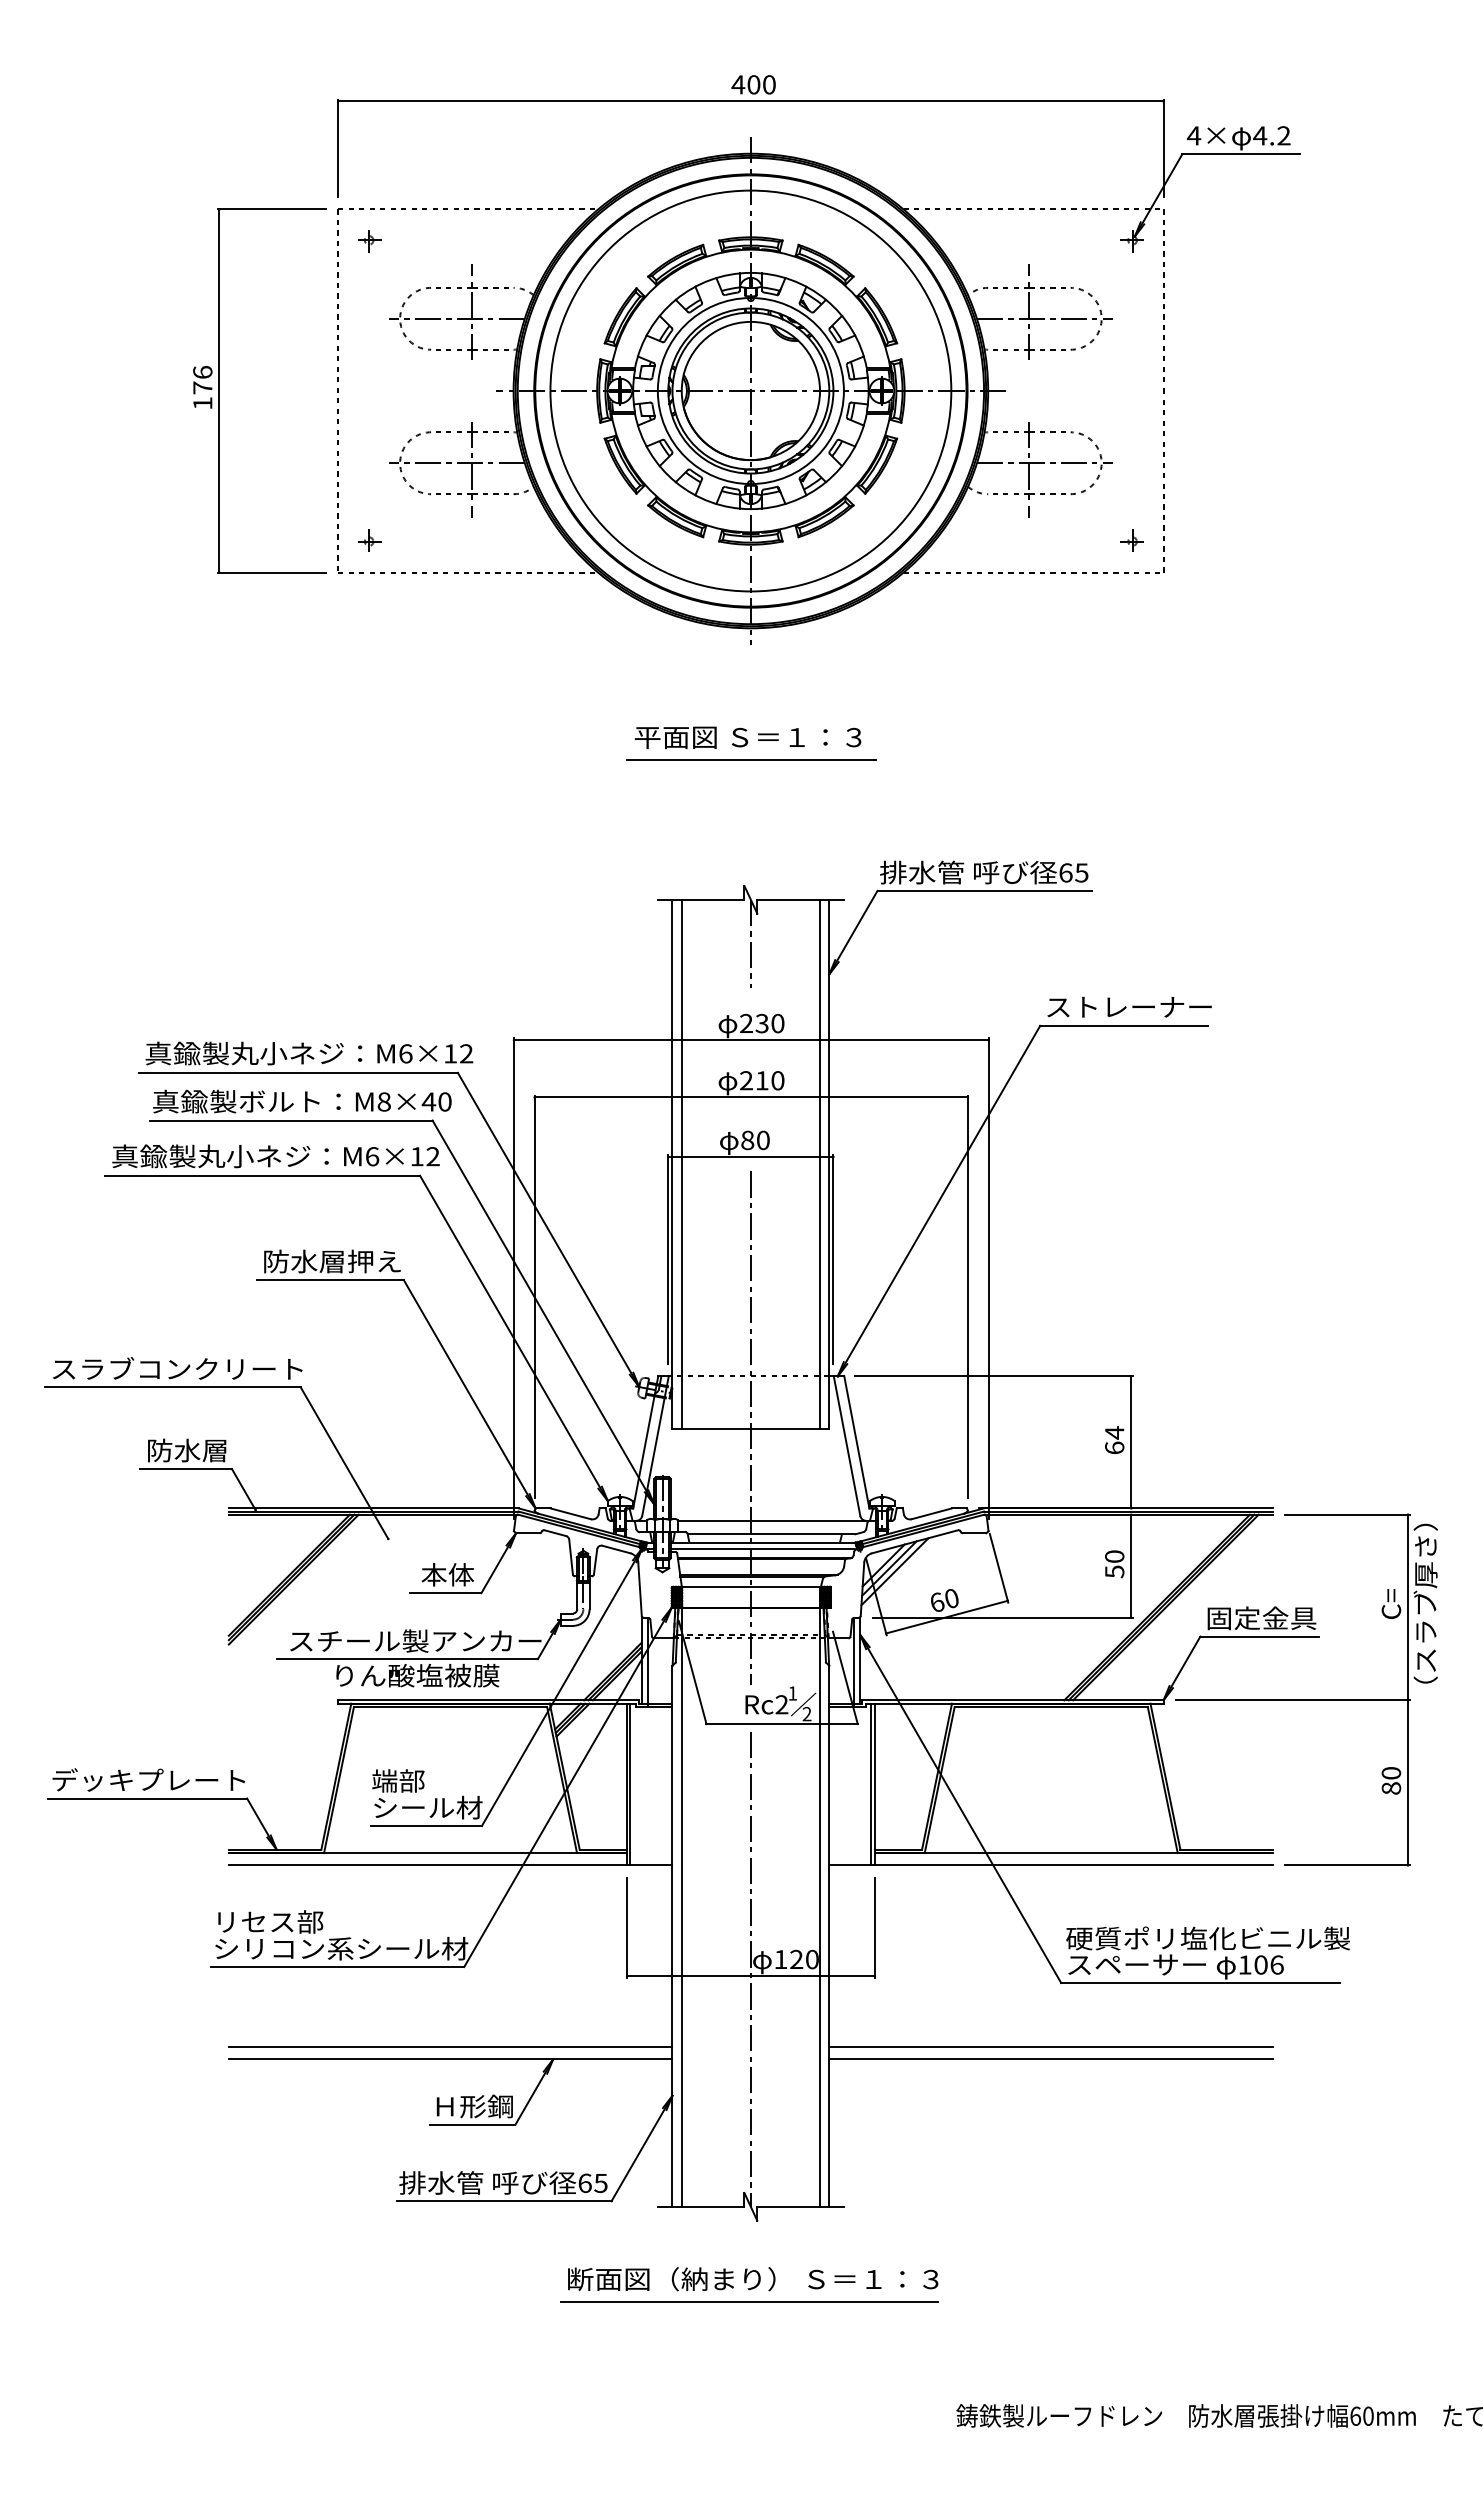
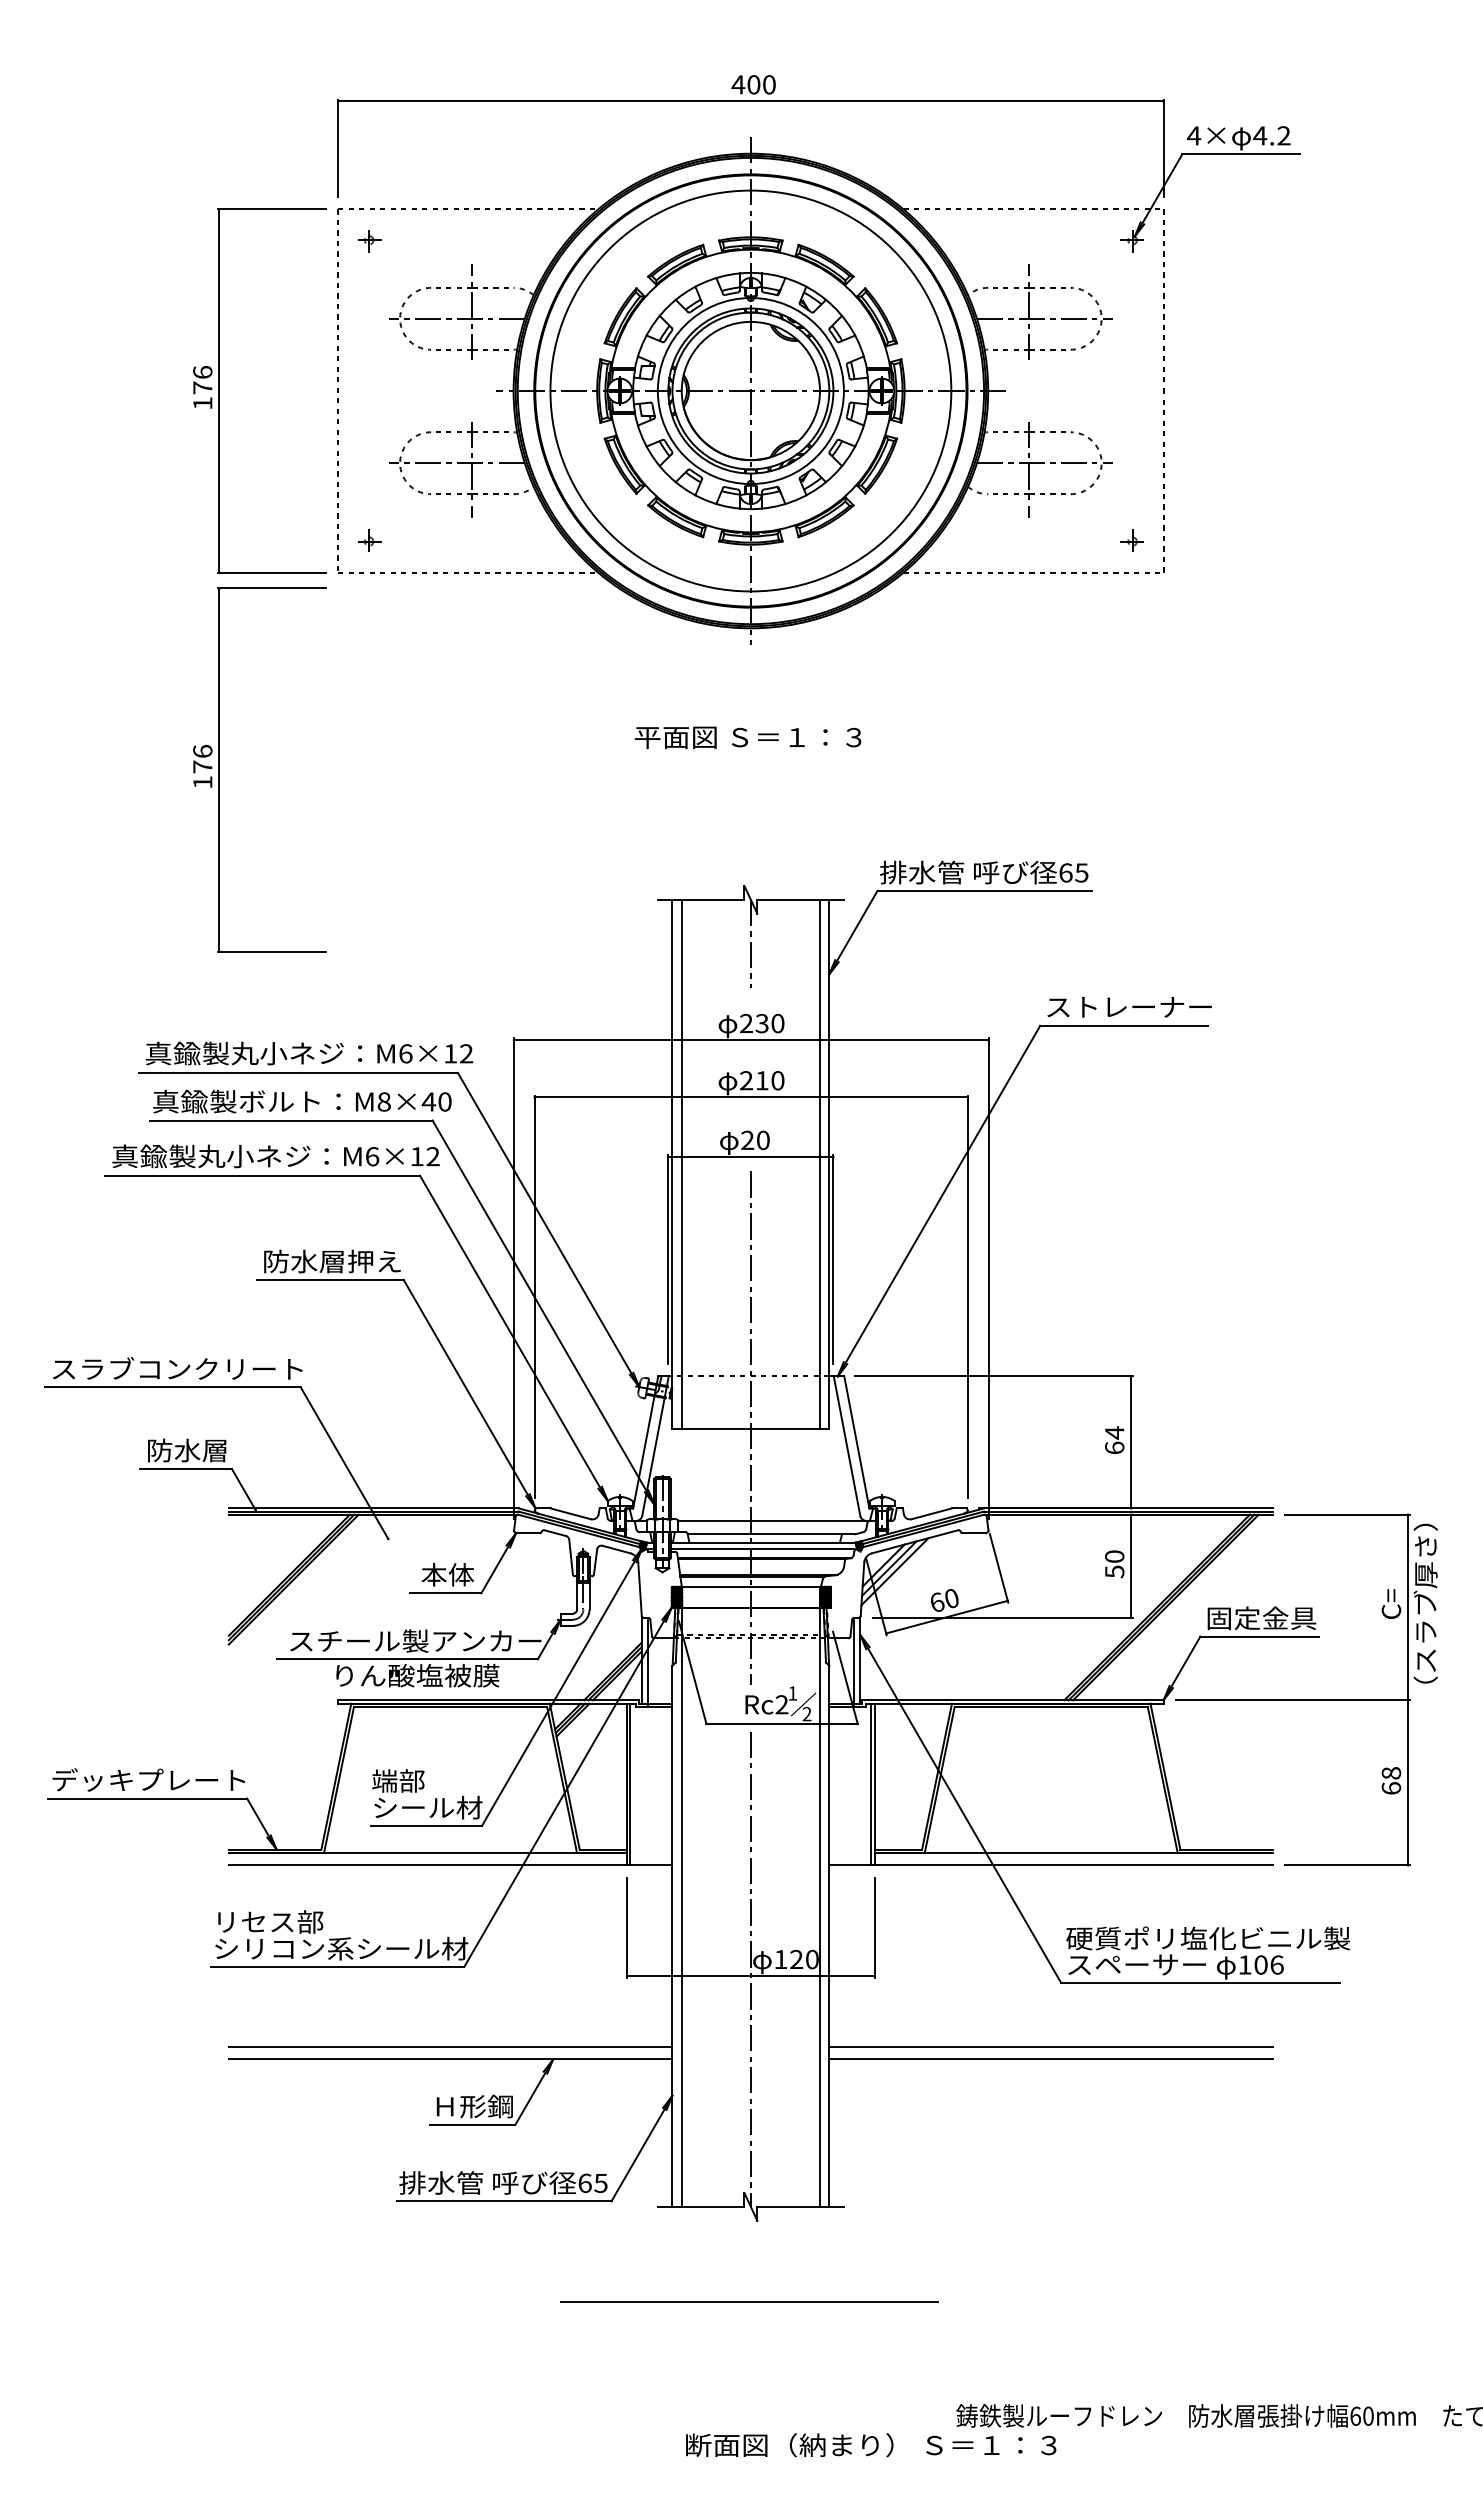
line: present -> none (751, 759)
part: none -> present (219, 769)
text: 80 -> 20 (747, 1140)
text: 80 -> 68 (1391, 1780)
text position: (753, 2279) -> (871, 2445) (871, 2445)
